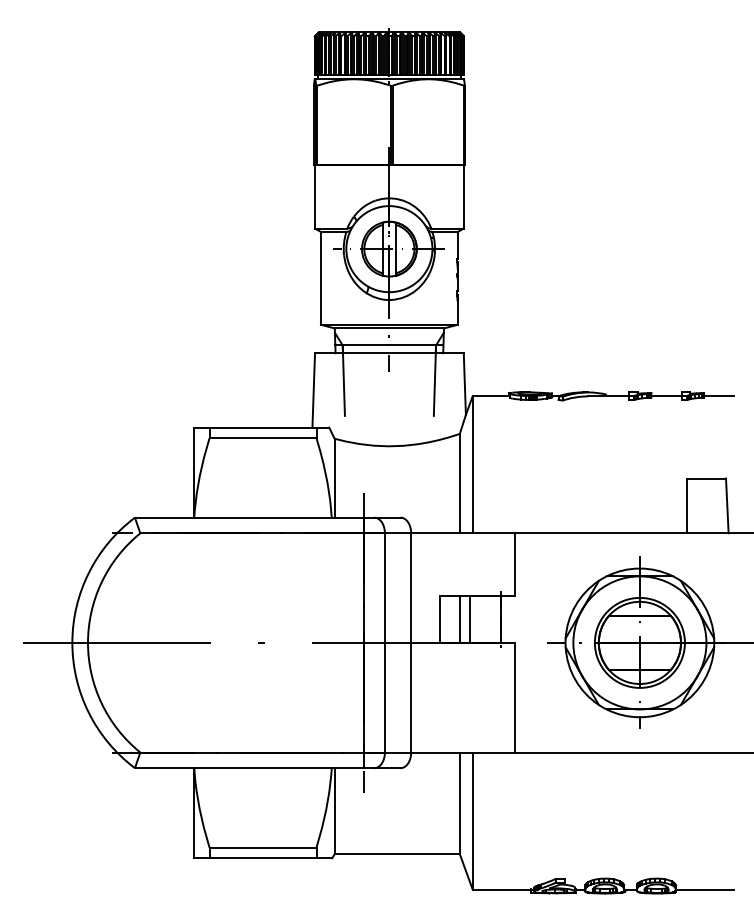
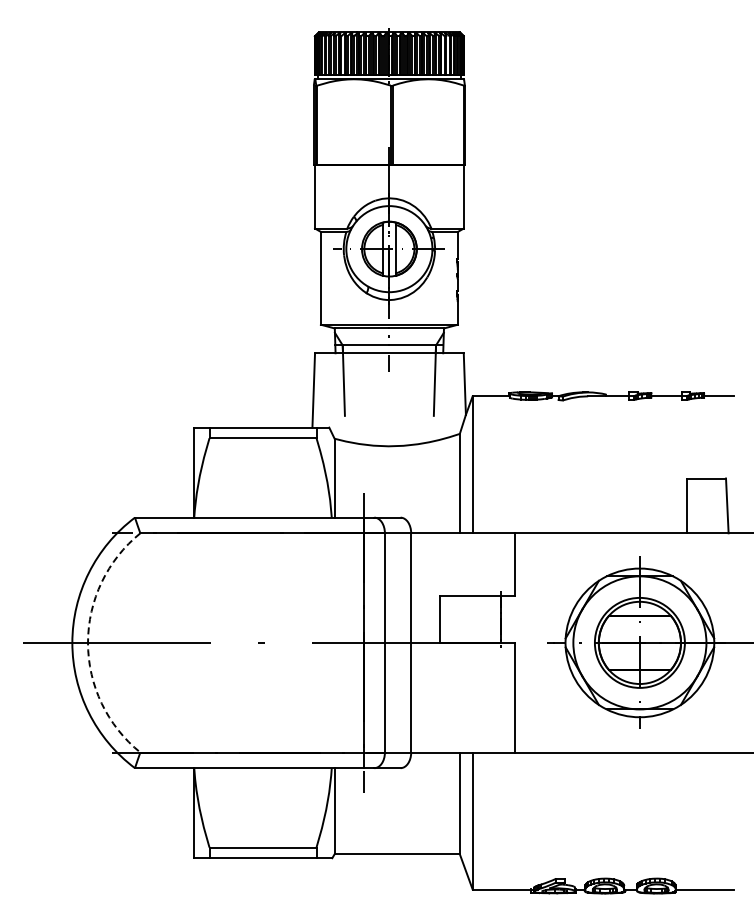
line: present -> none (459, 618)
line: present -> none (470, 618)
arc: solid -> dashed (88, 642)
